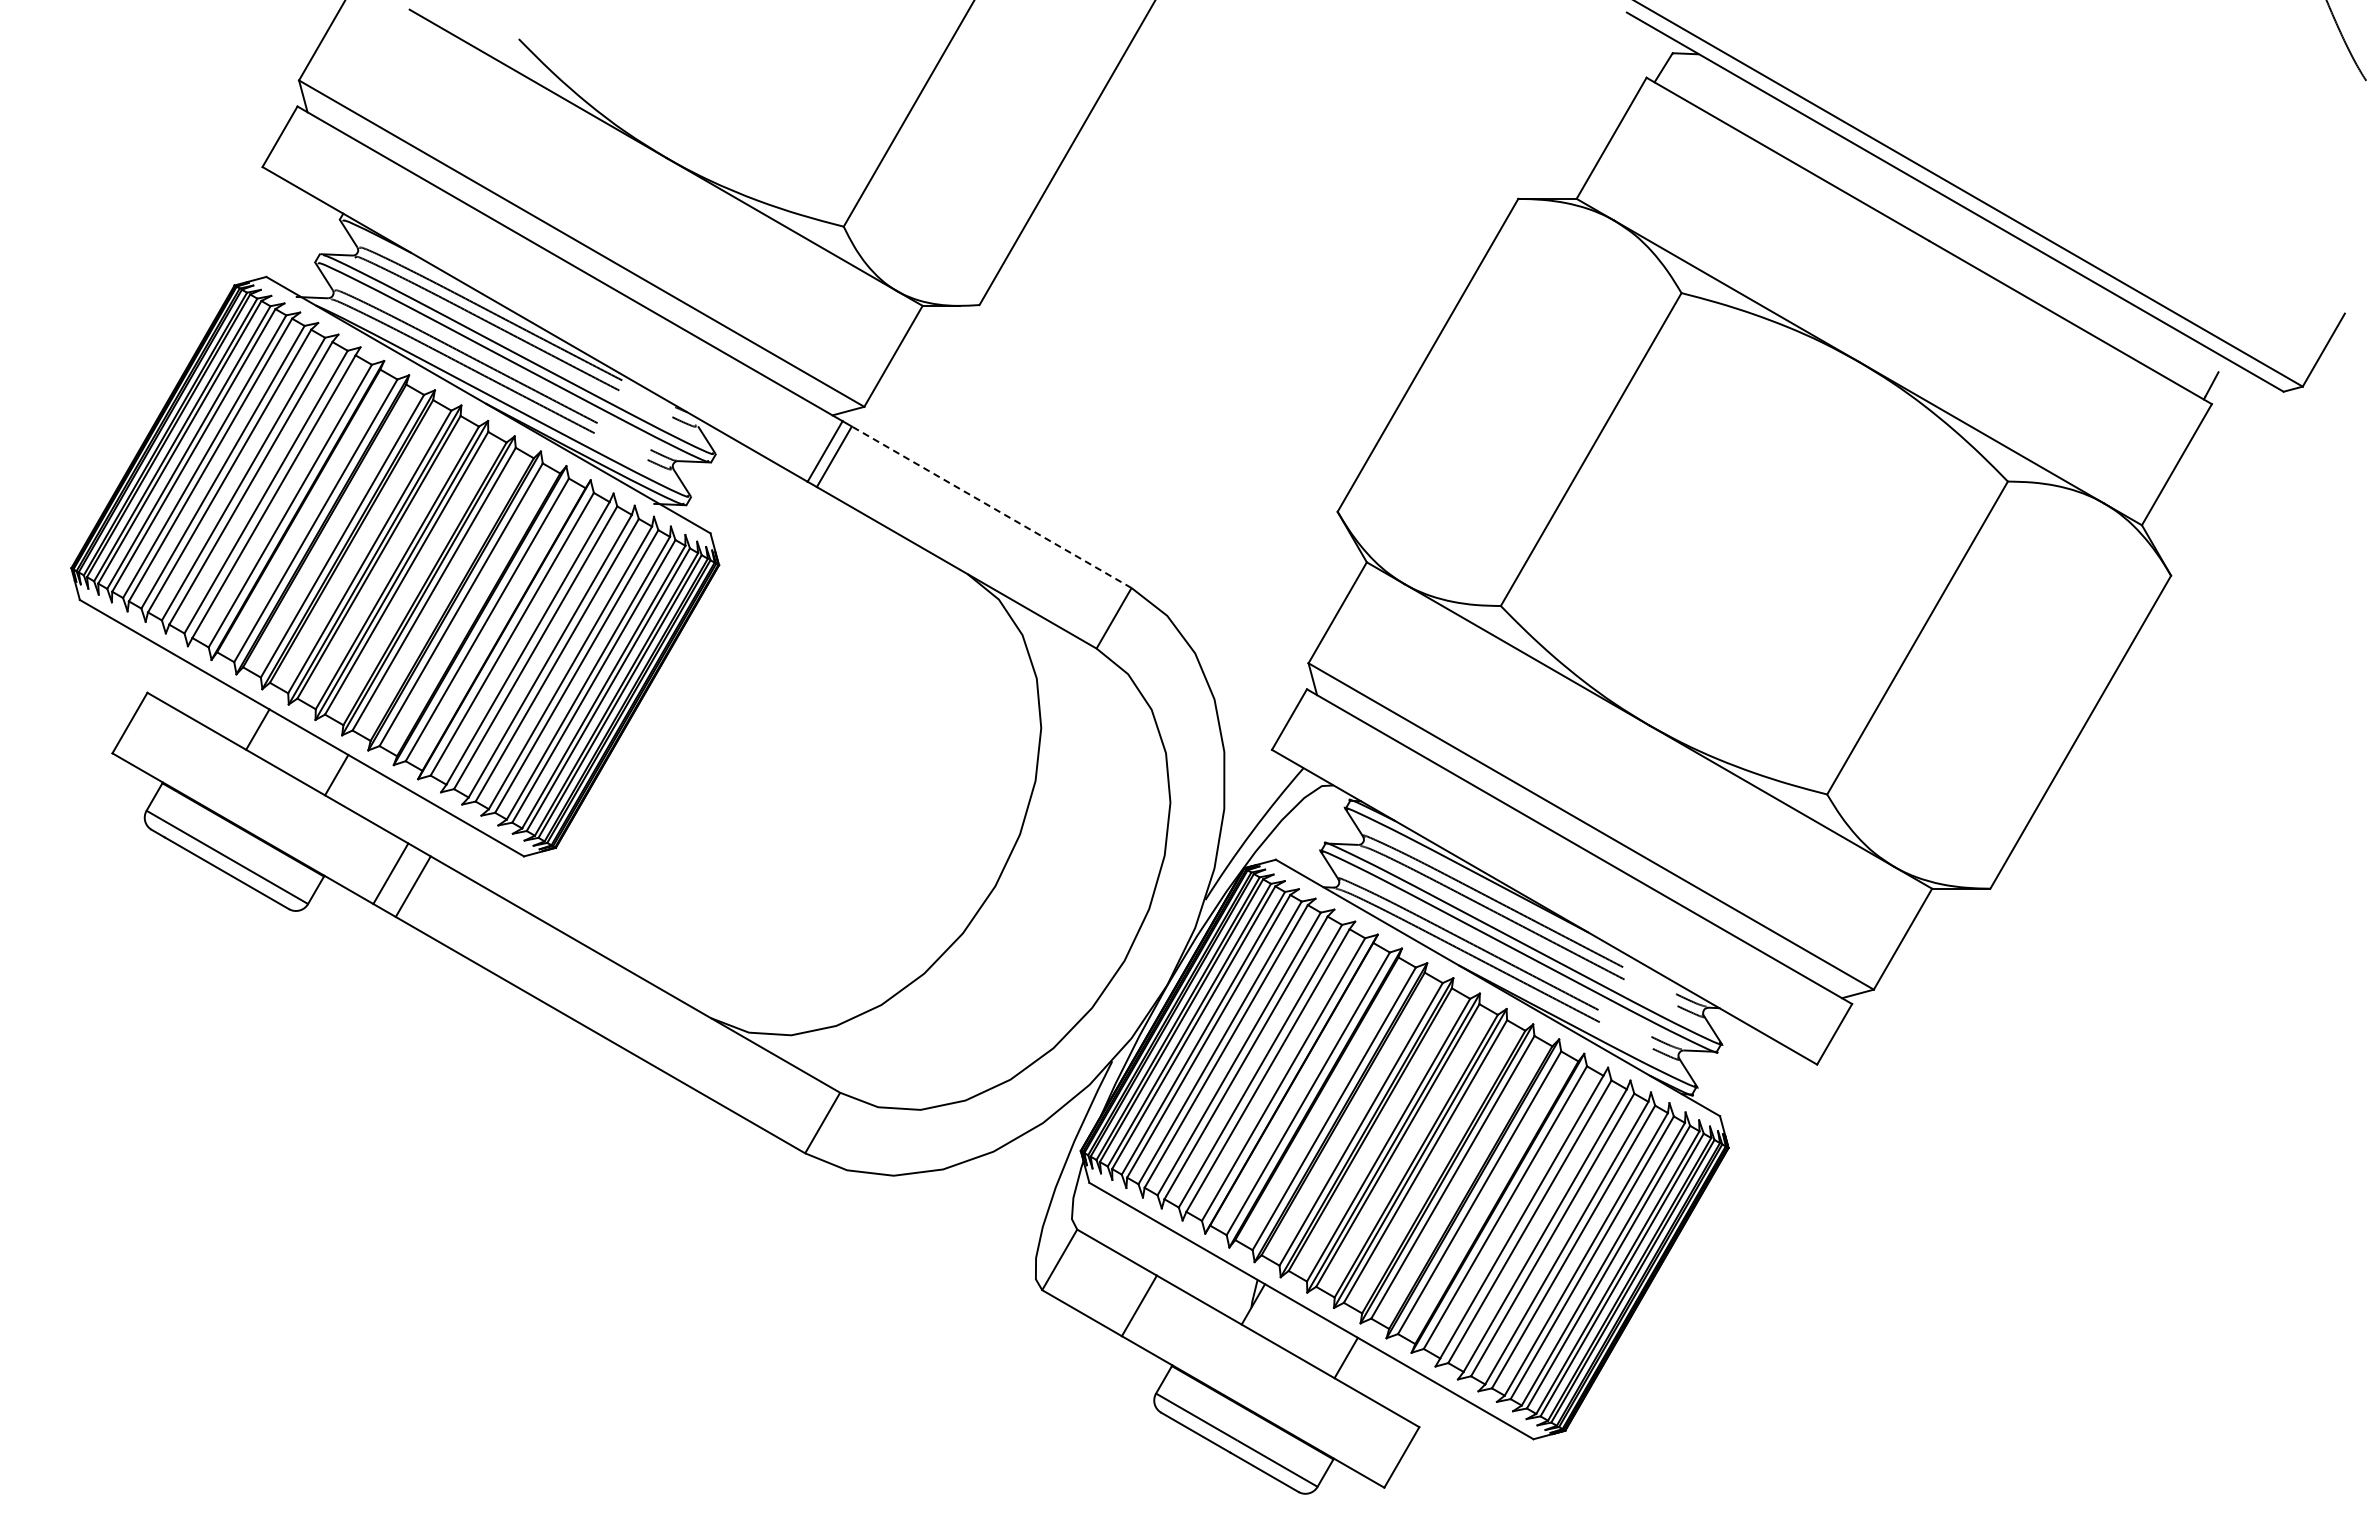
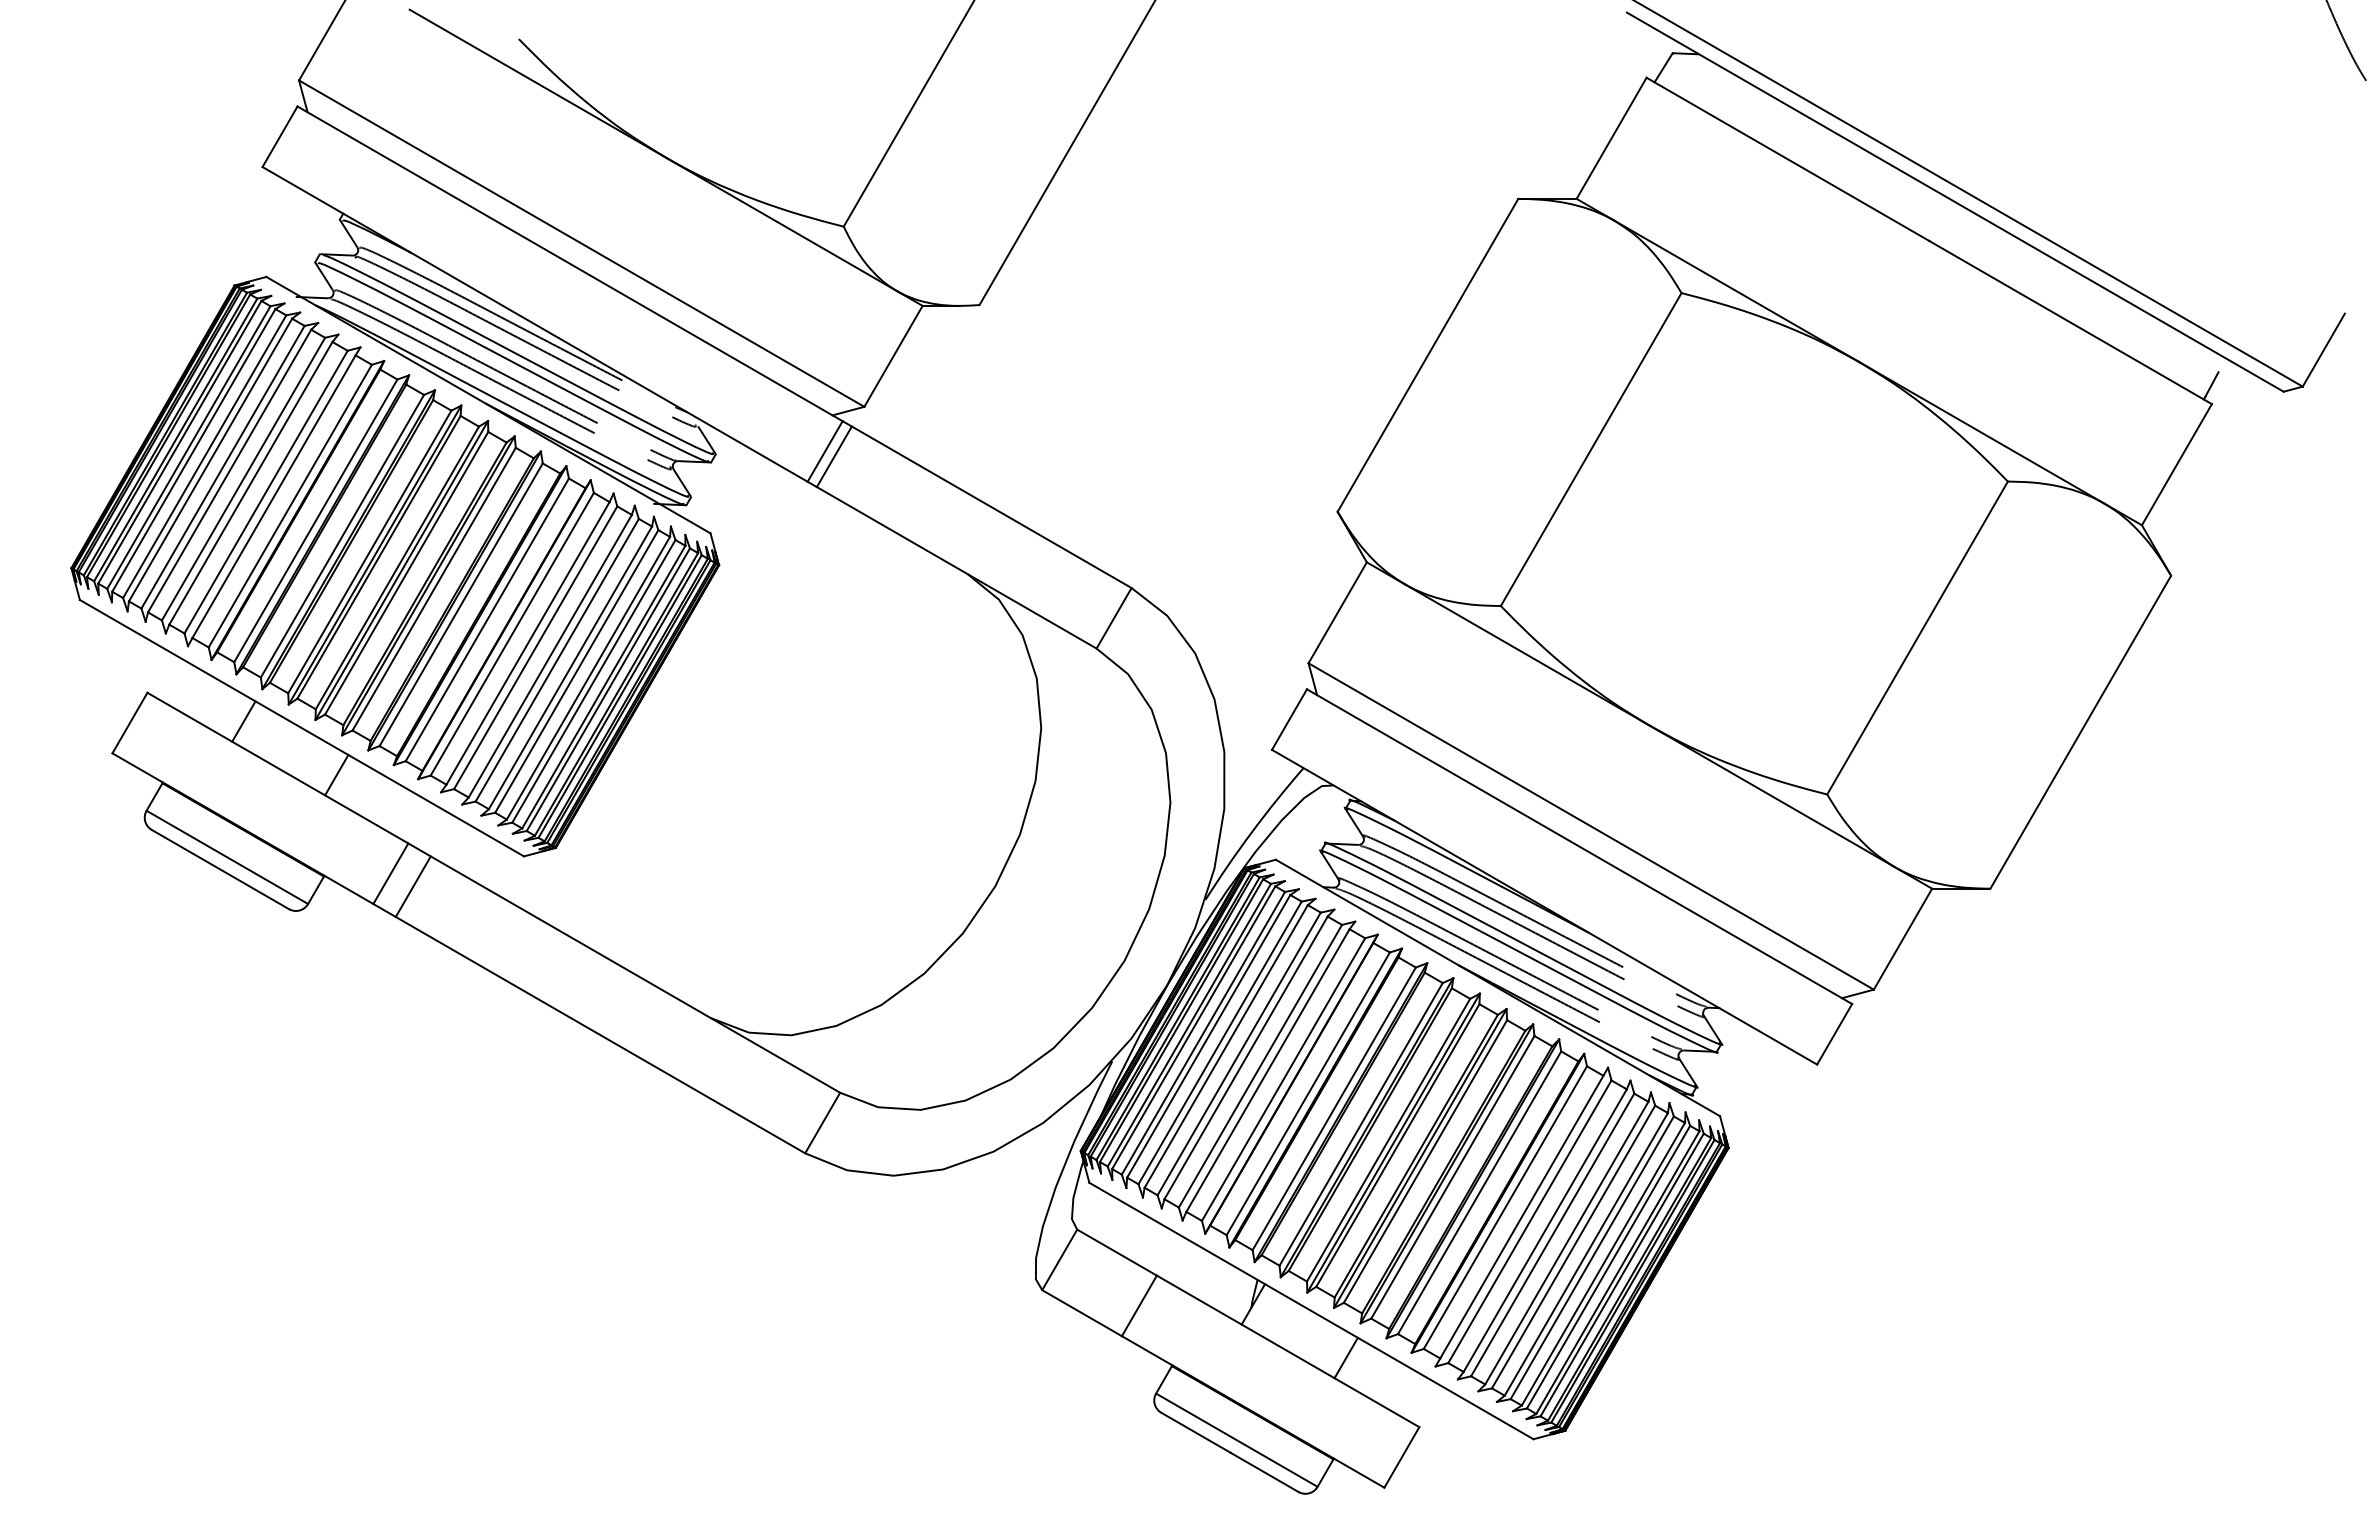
line: dashed -> solid (991, 507)
line position: (257, 729) -> (243, 721) (243, 721)
